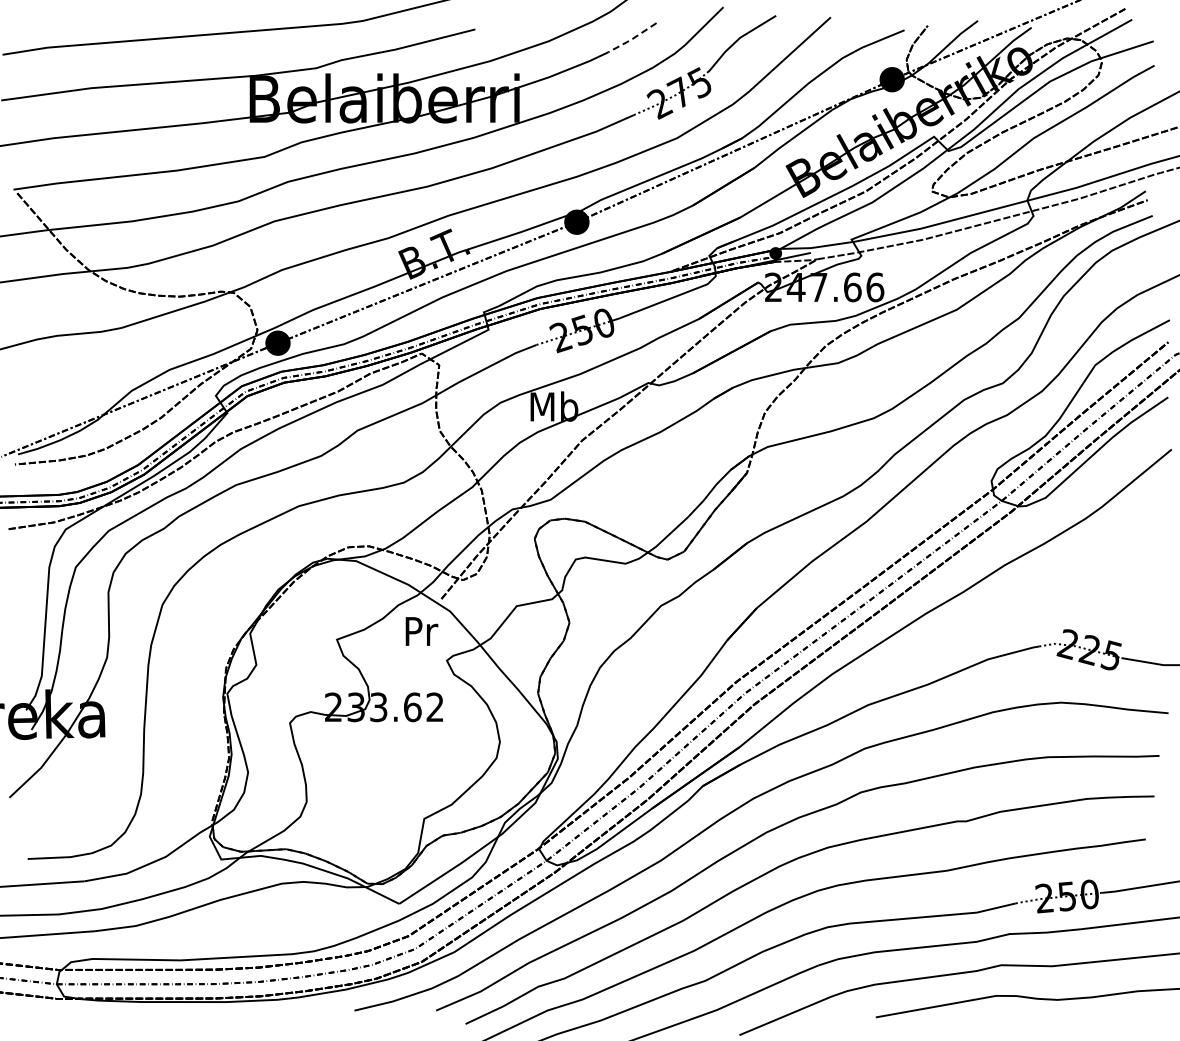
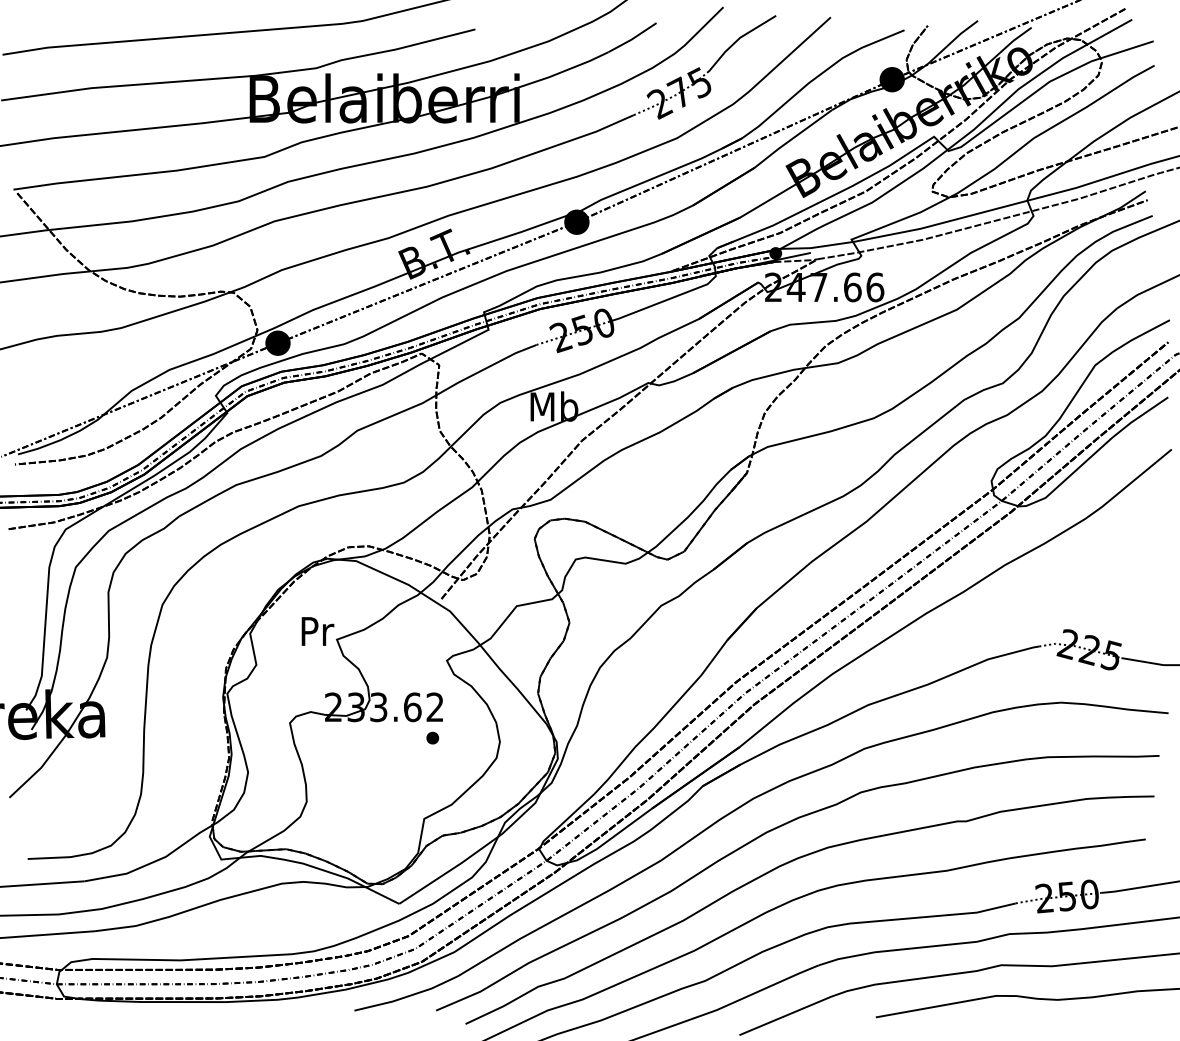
line: dashed -> solid (632, 39)
text position: (421, 631) -> (317, 631) (317, 631)
part: none -> present (432, 737)
